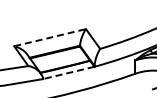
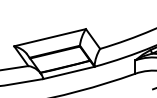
line: dashed -> solid (50, 37)
line: dashed -> solid (68, 73)
